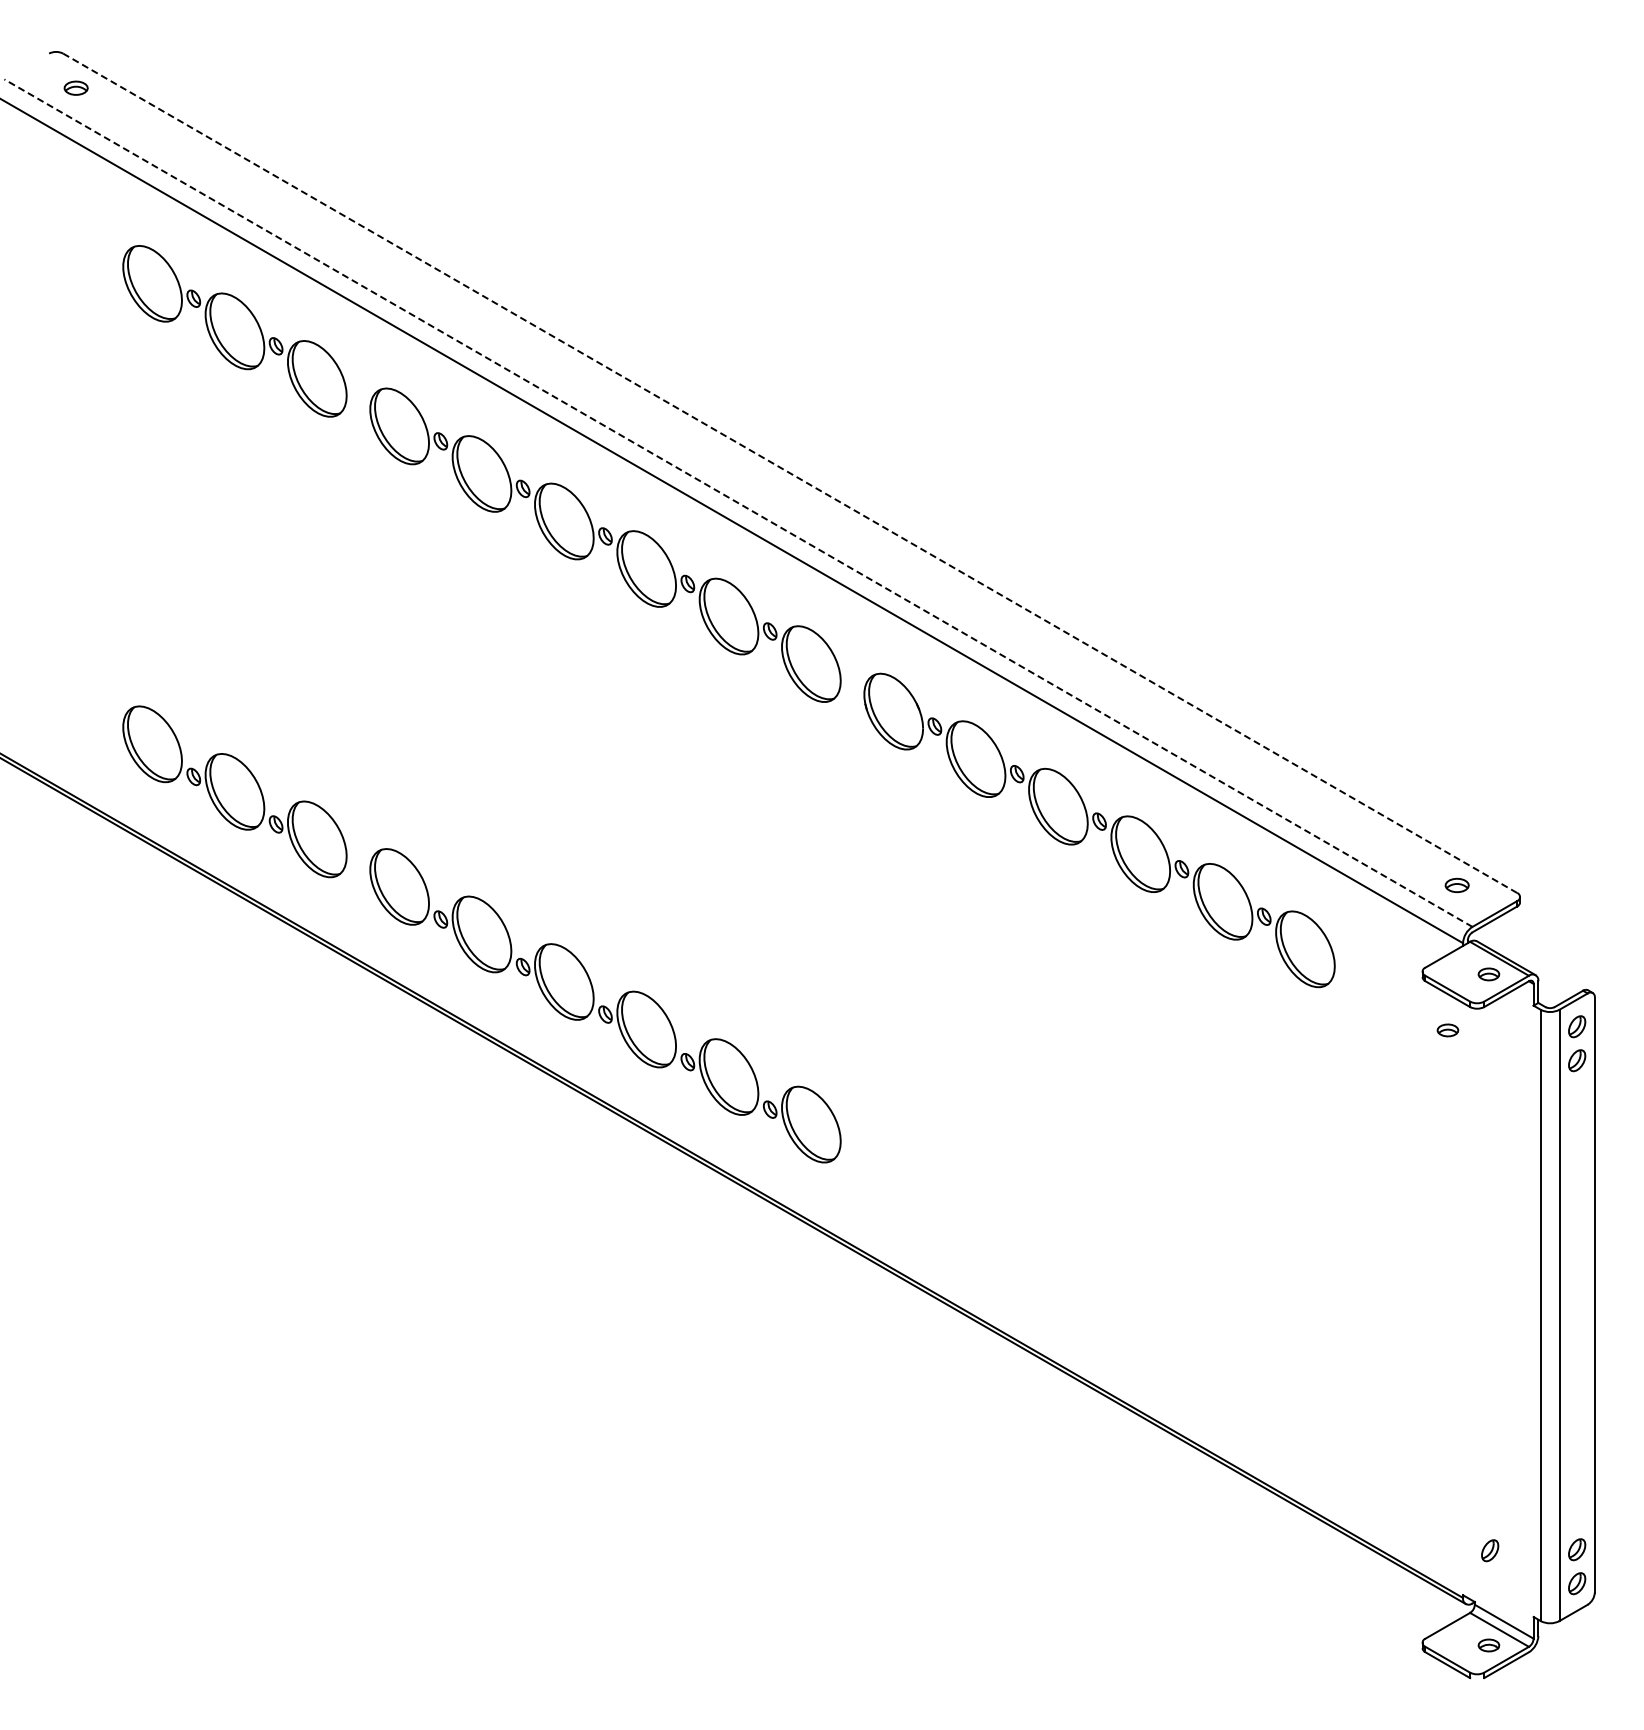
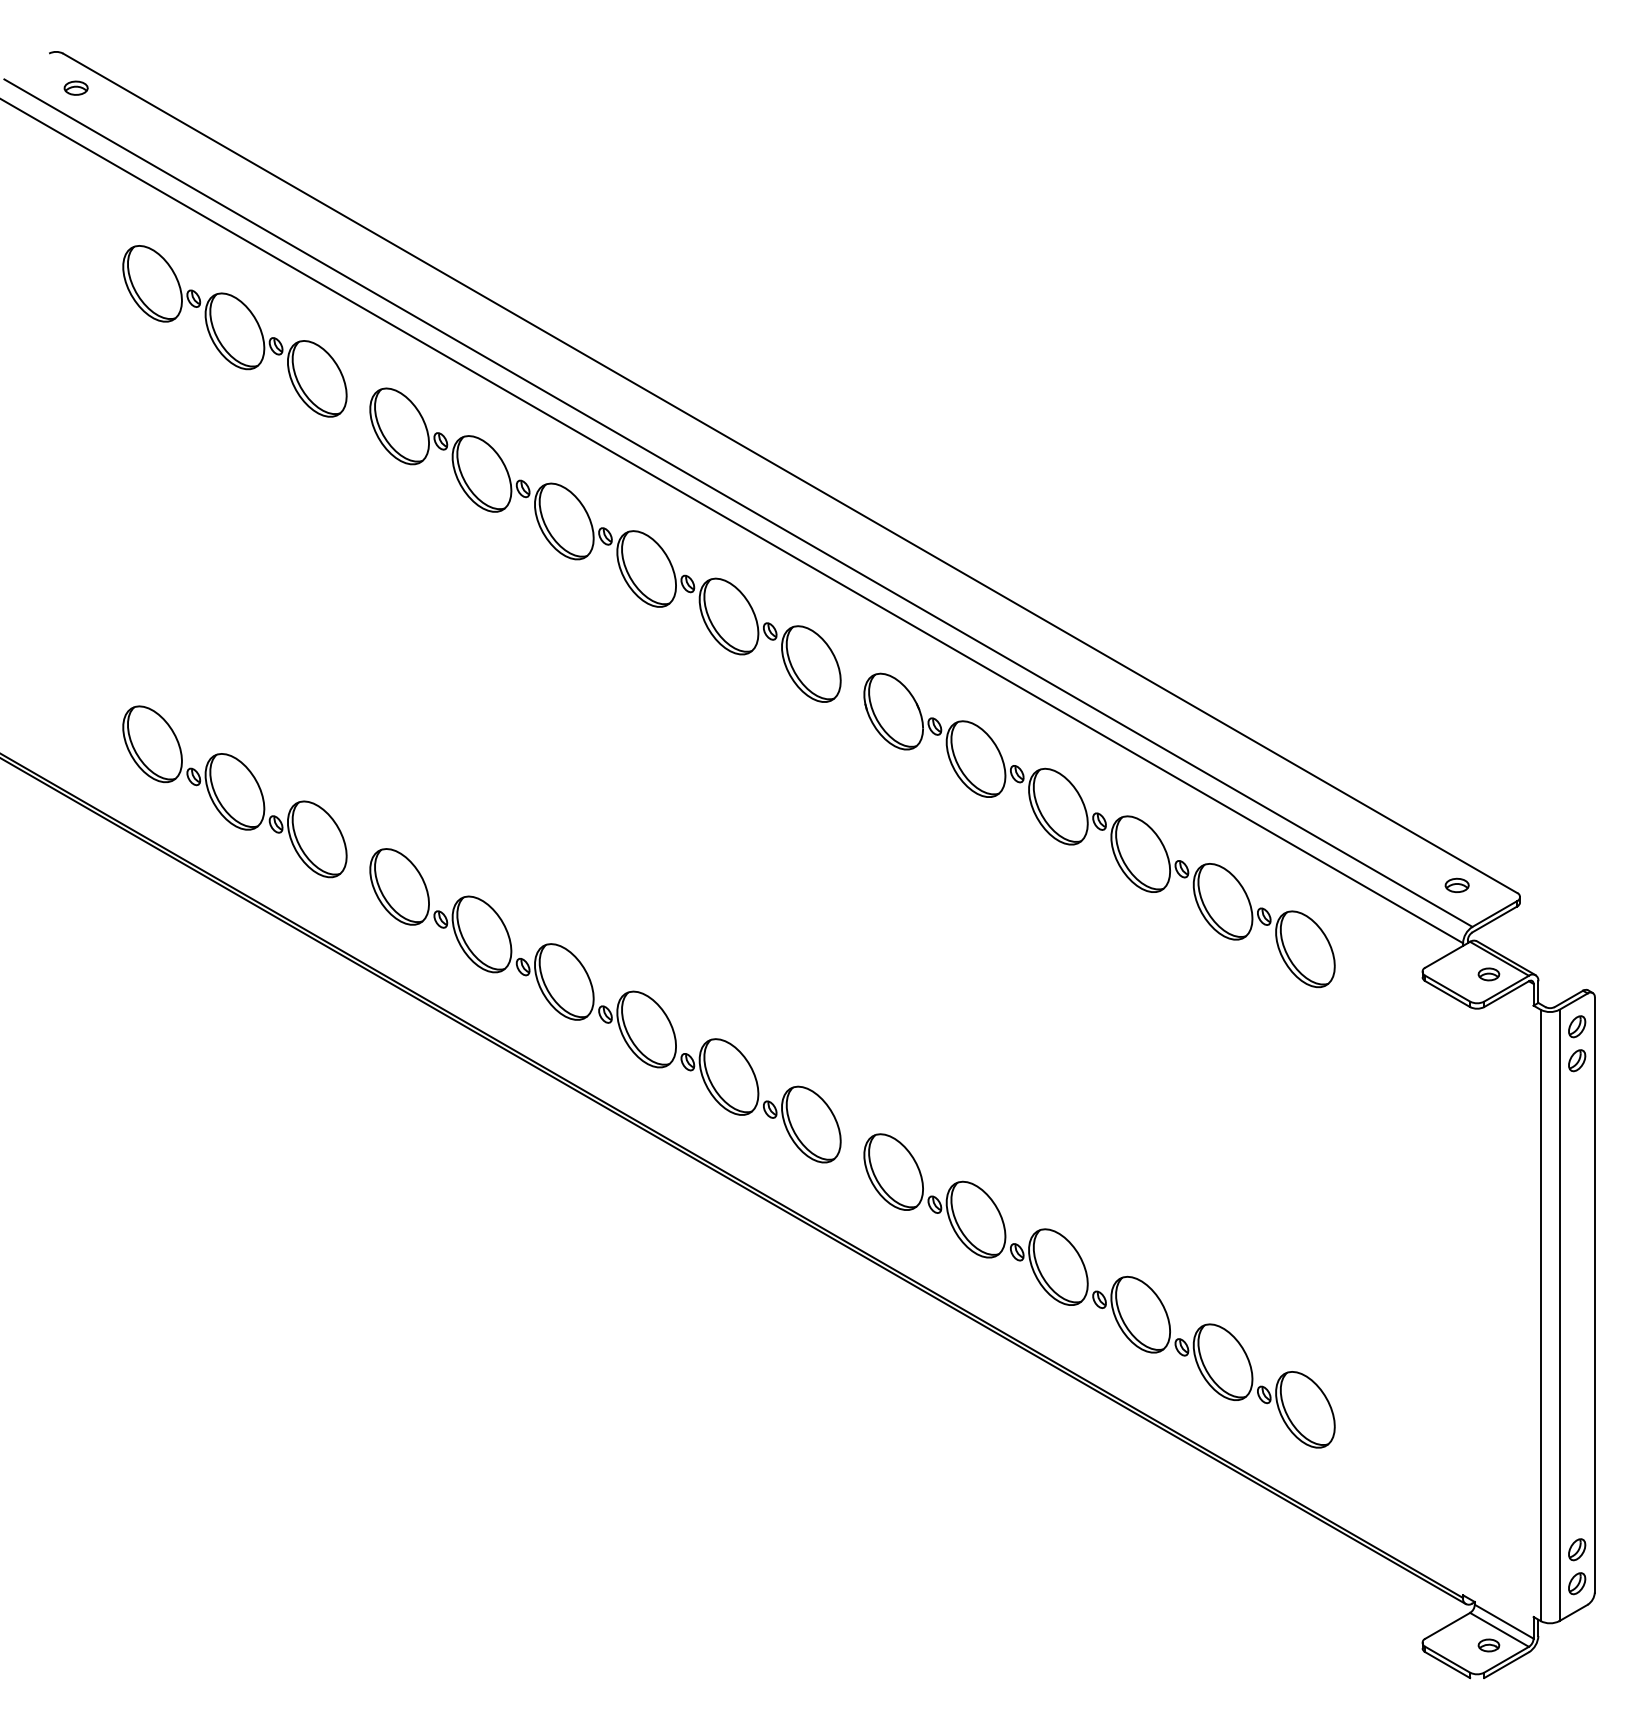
line: dashed -> solid (789, 473)
line: dashed -> solid (738, 503)
part: present -> none (1447, 1030)
part: none -> present (1099, 1290)
part: present -> none (1490, 1550)
